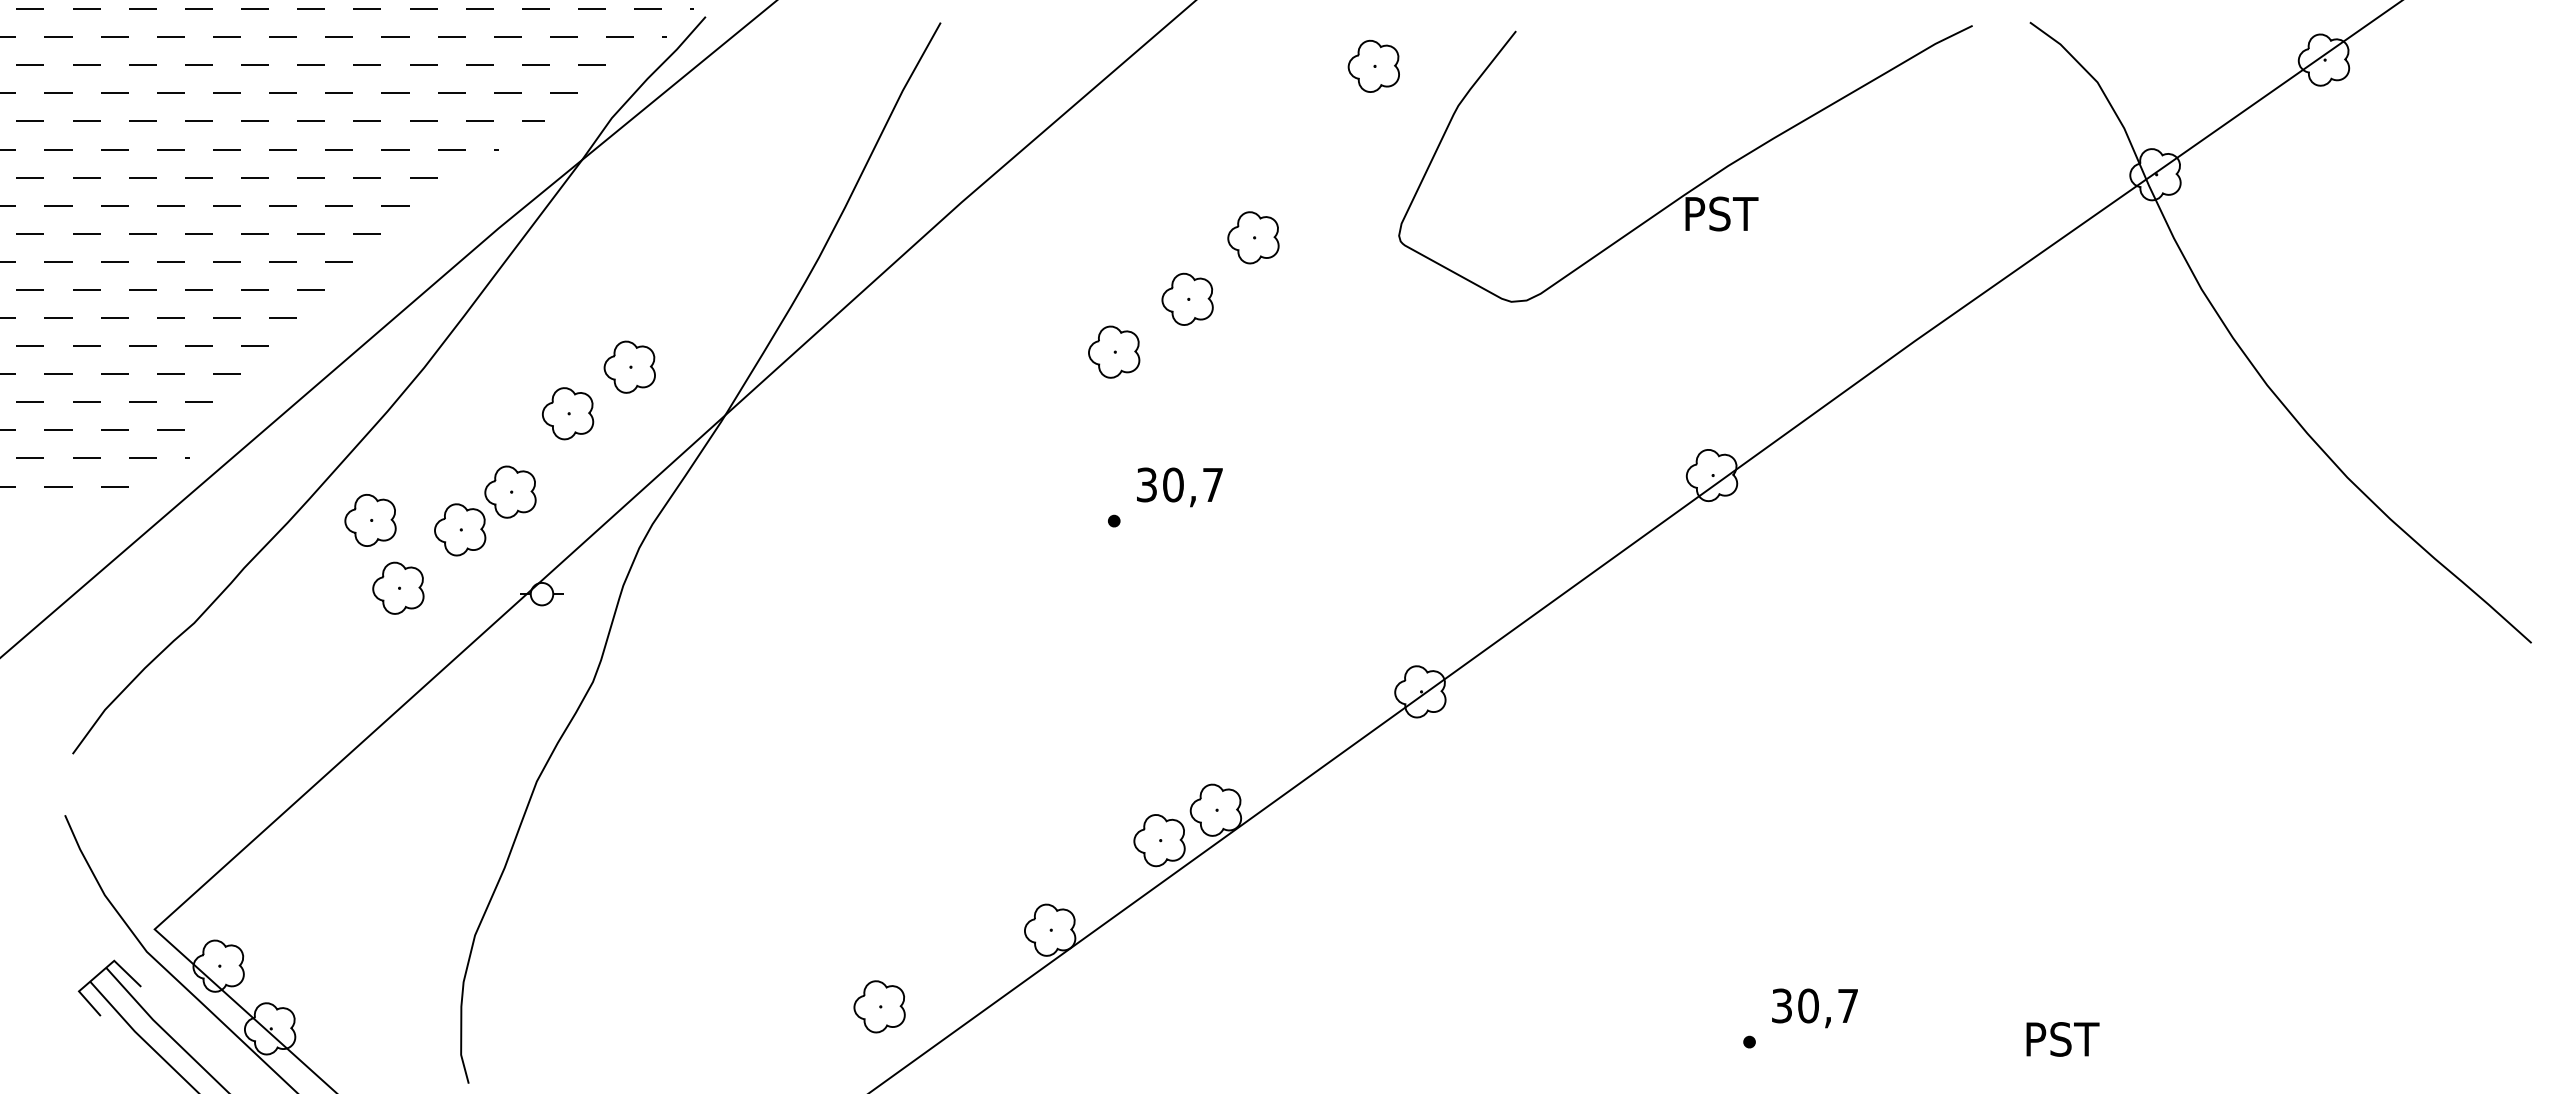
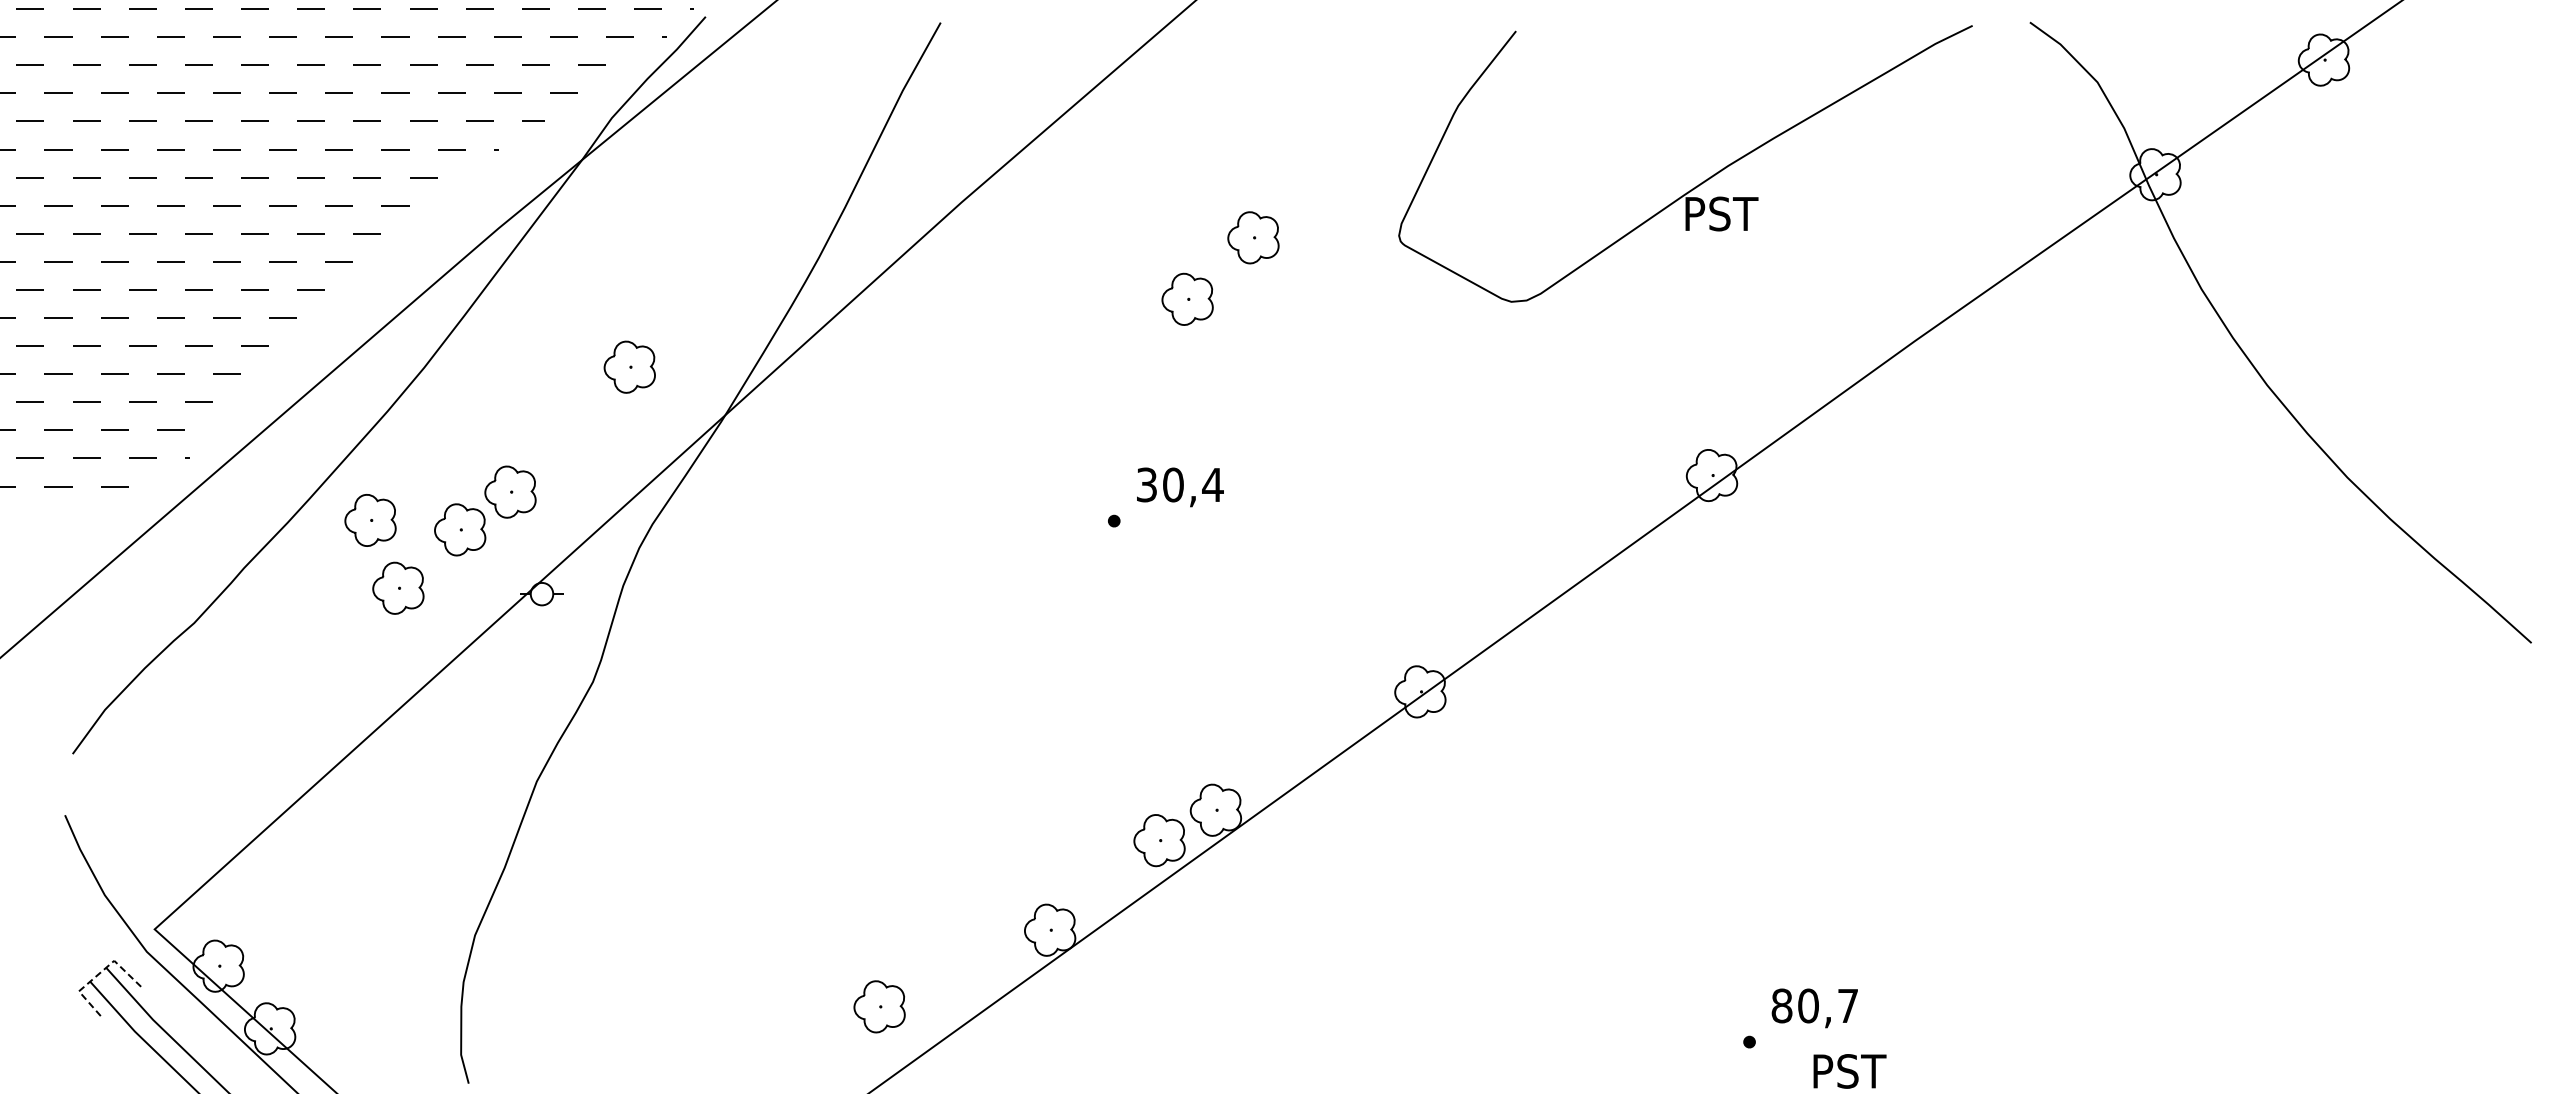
part: present -> none (1373, 65)
part: present -> none (1114, 351)
part: present -> none (568, 413)
text: 30,7 -> 30,4 (1212, 484)
line: solid -> dashed (98, 974)
text: 30,7 -> 80,7 (1781, 1005)
text position: (2062, 1039) -> (1849, 1071) (1849, 1071)
